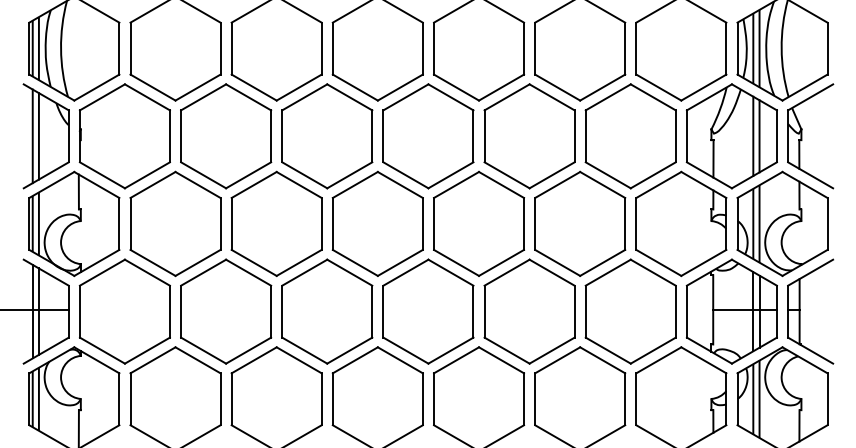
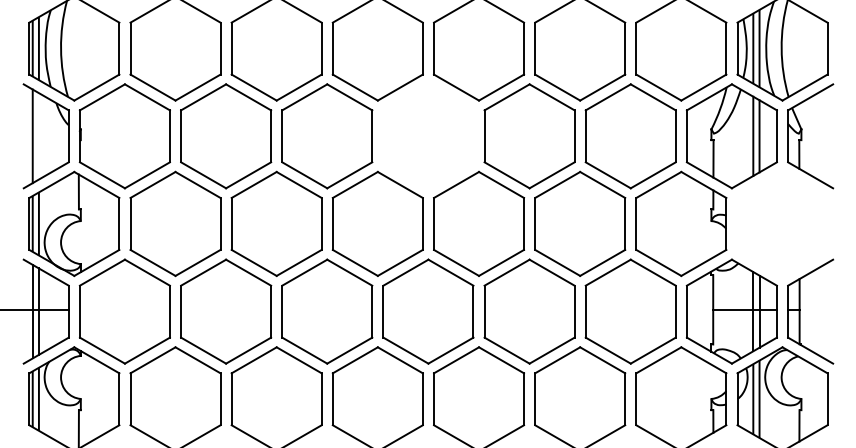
line: present -> none (38, 136)
part: present -> none (428, 136)
part: present -> none (782, 223)
